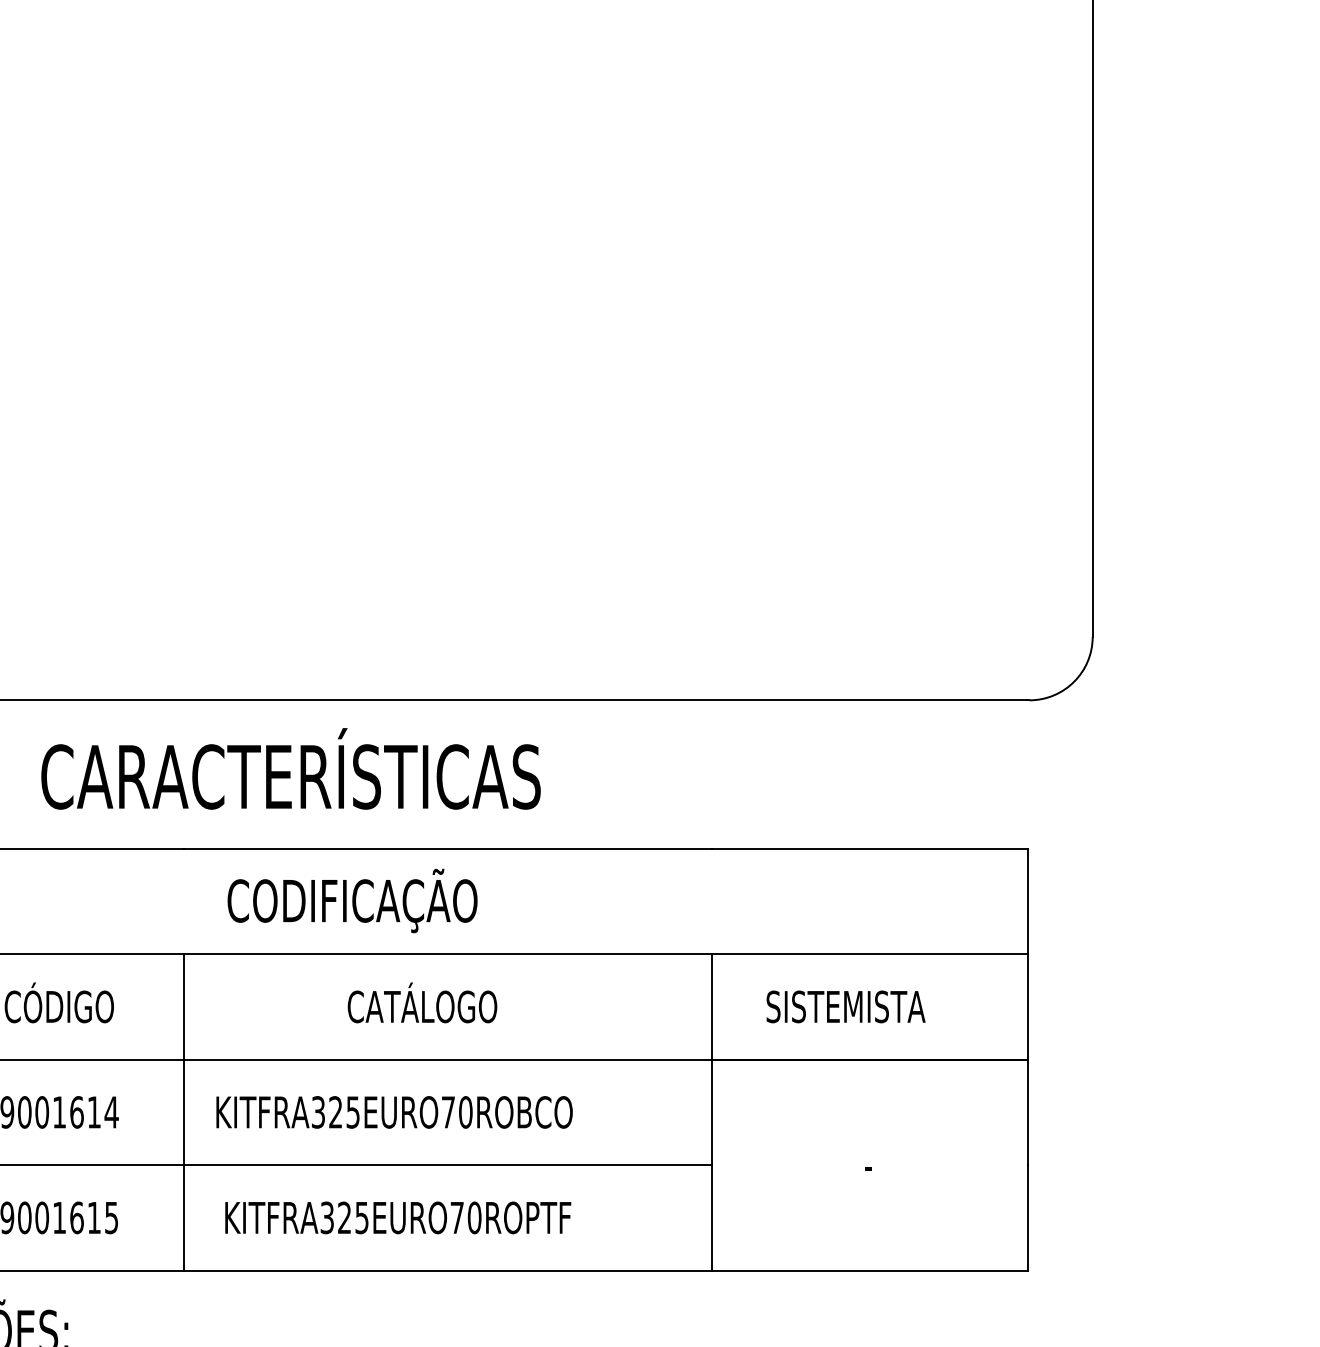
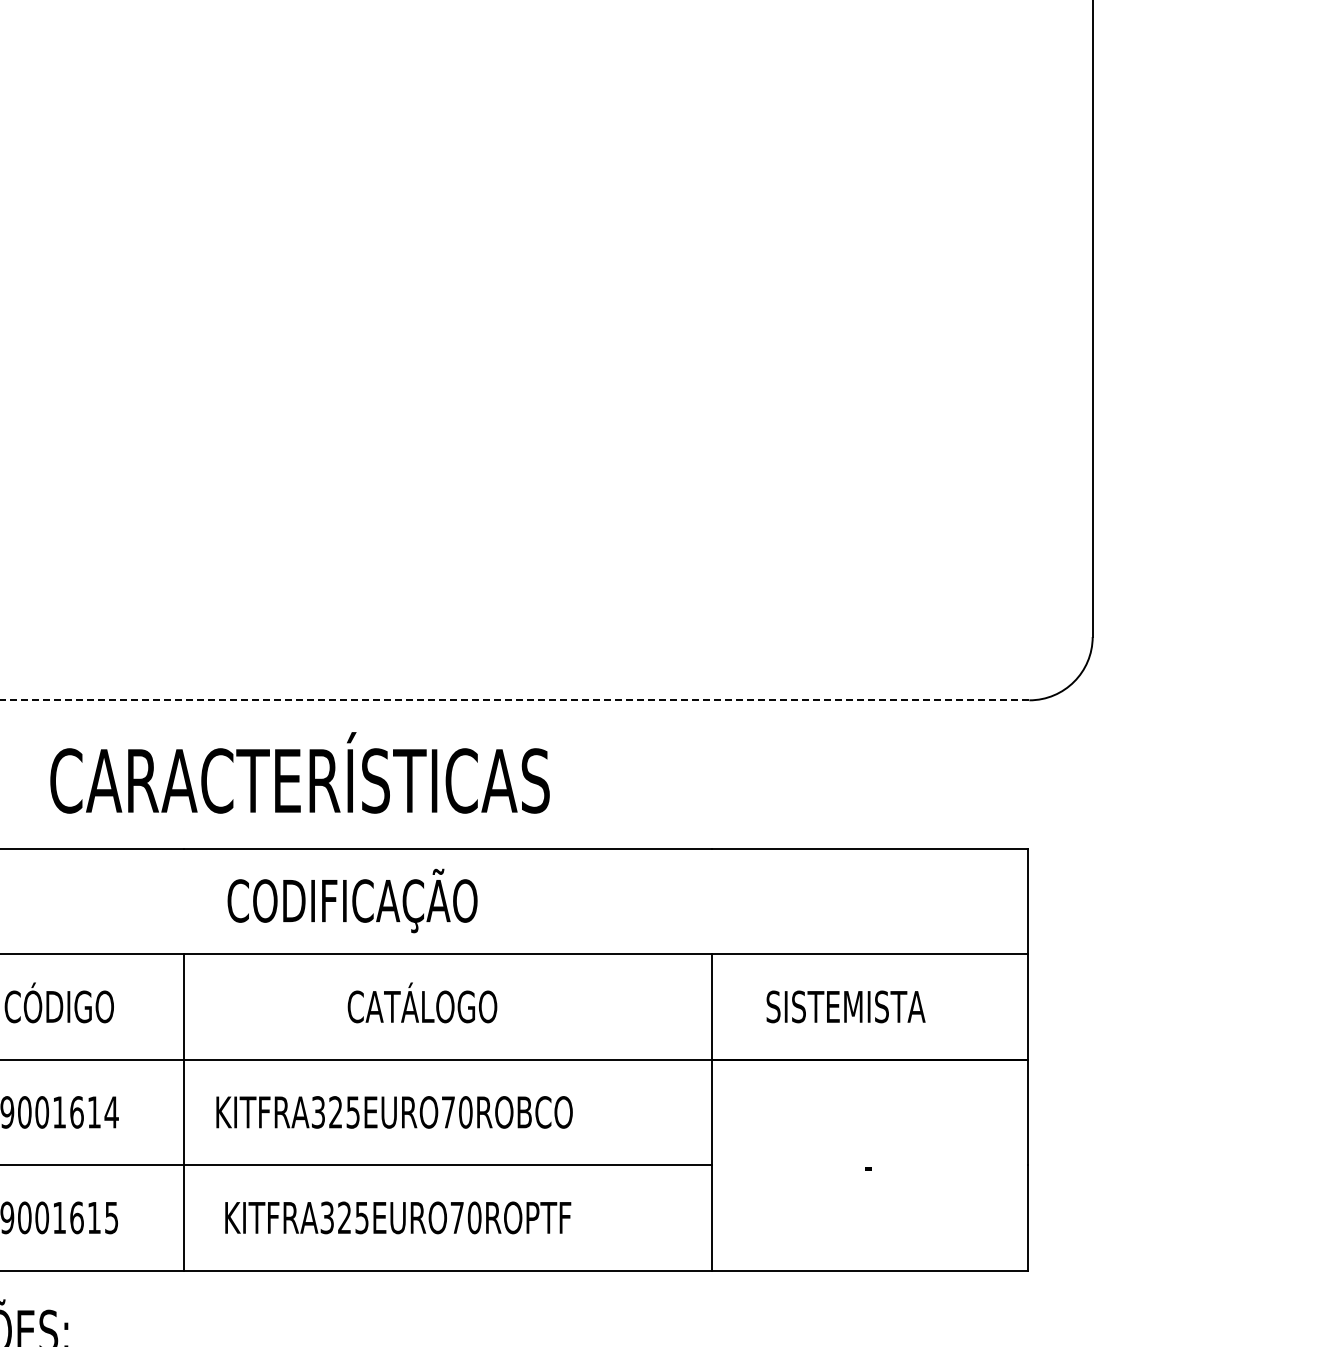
line: solid -> dashed (514, 700)
text position: (290, 768) -> (299, 772) (299, 772)
